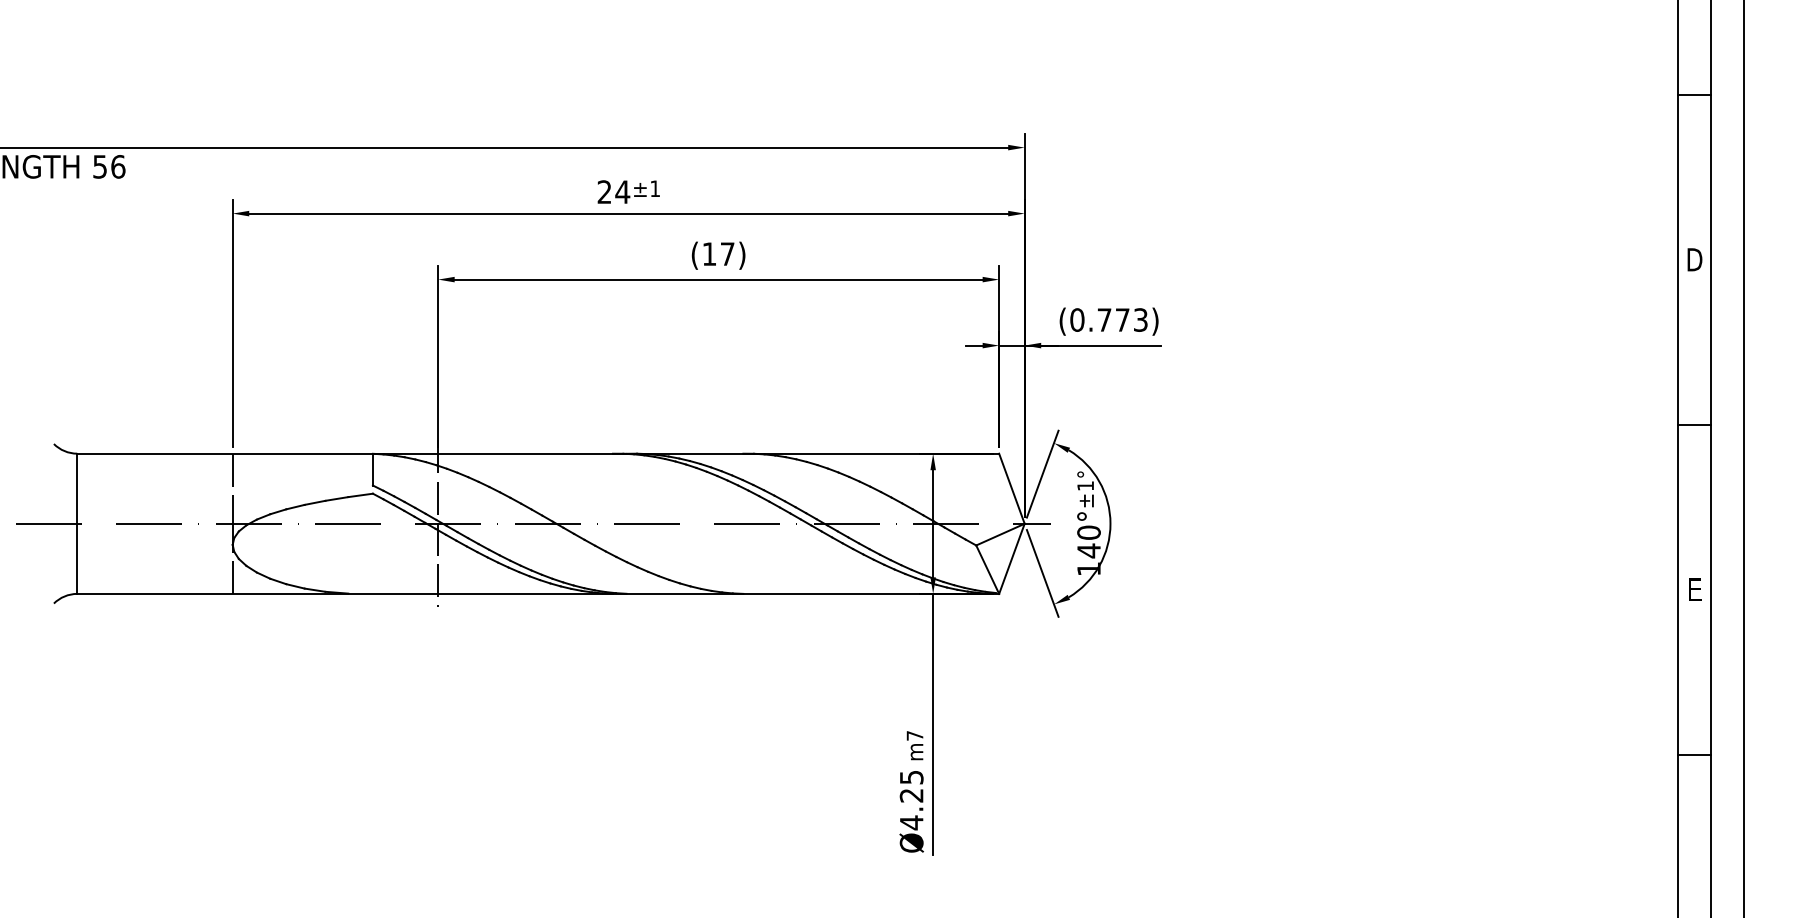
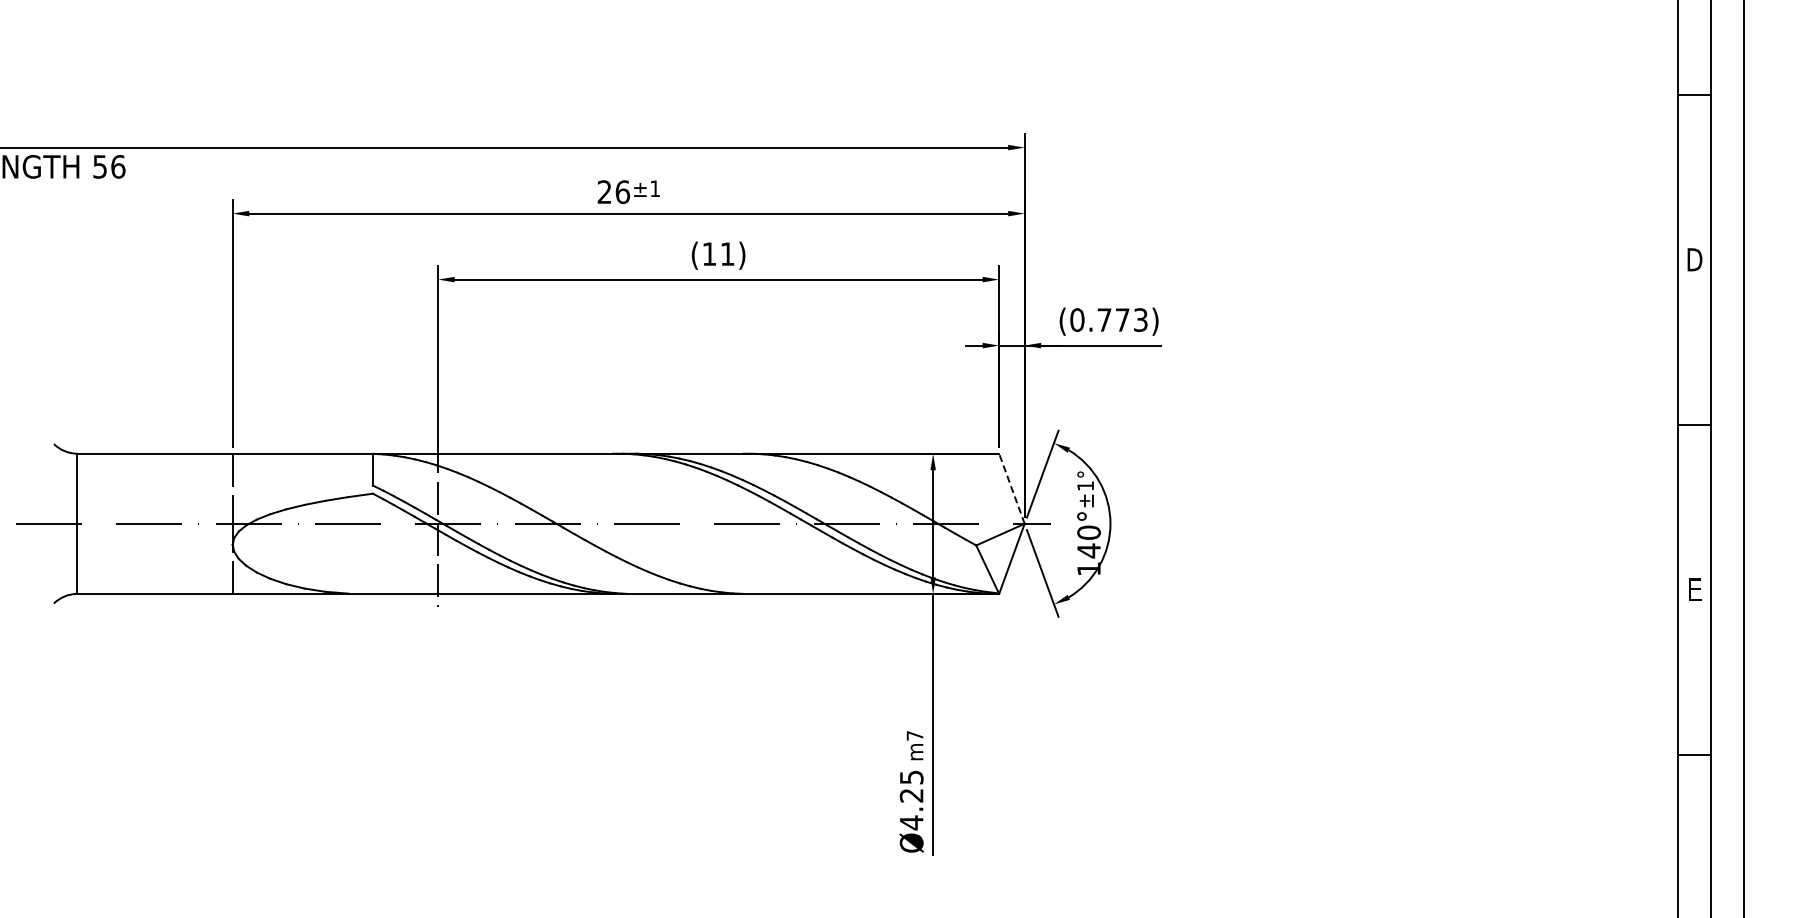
text: 24 -> 26 (622, 192)
text: (17) -> (11) (727, 253)
line: solid -> dashed (1011, 488)
